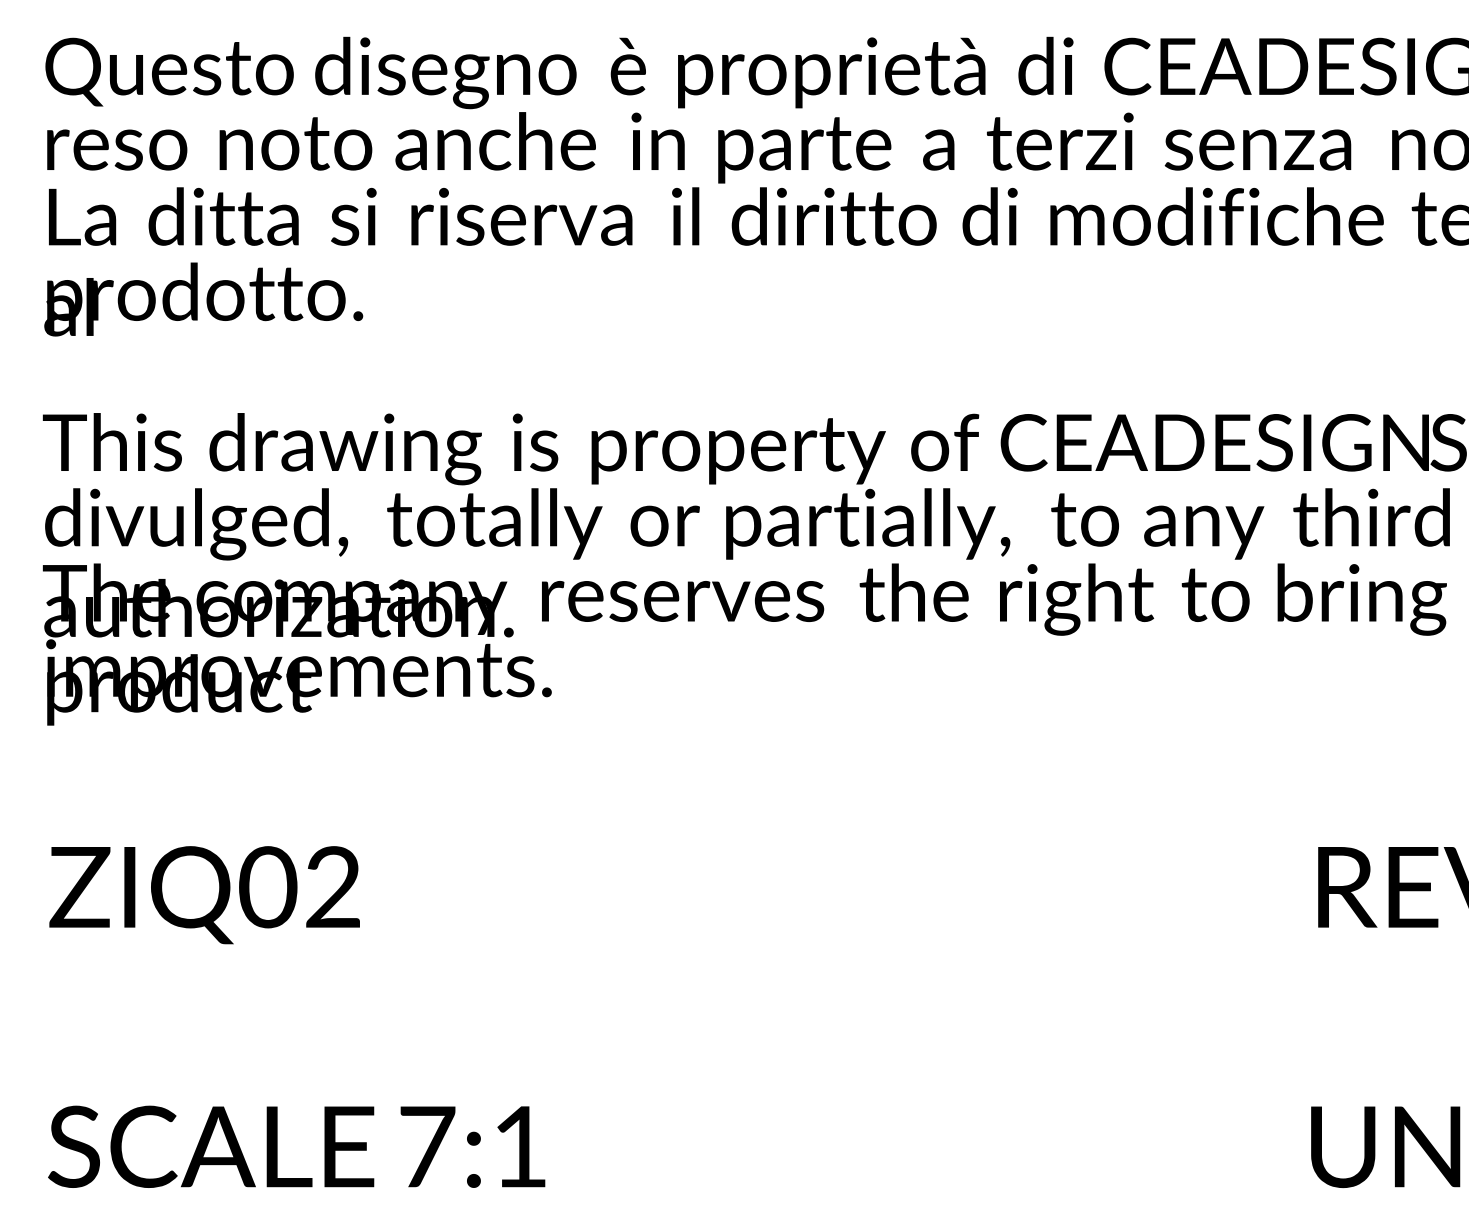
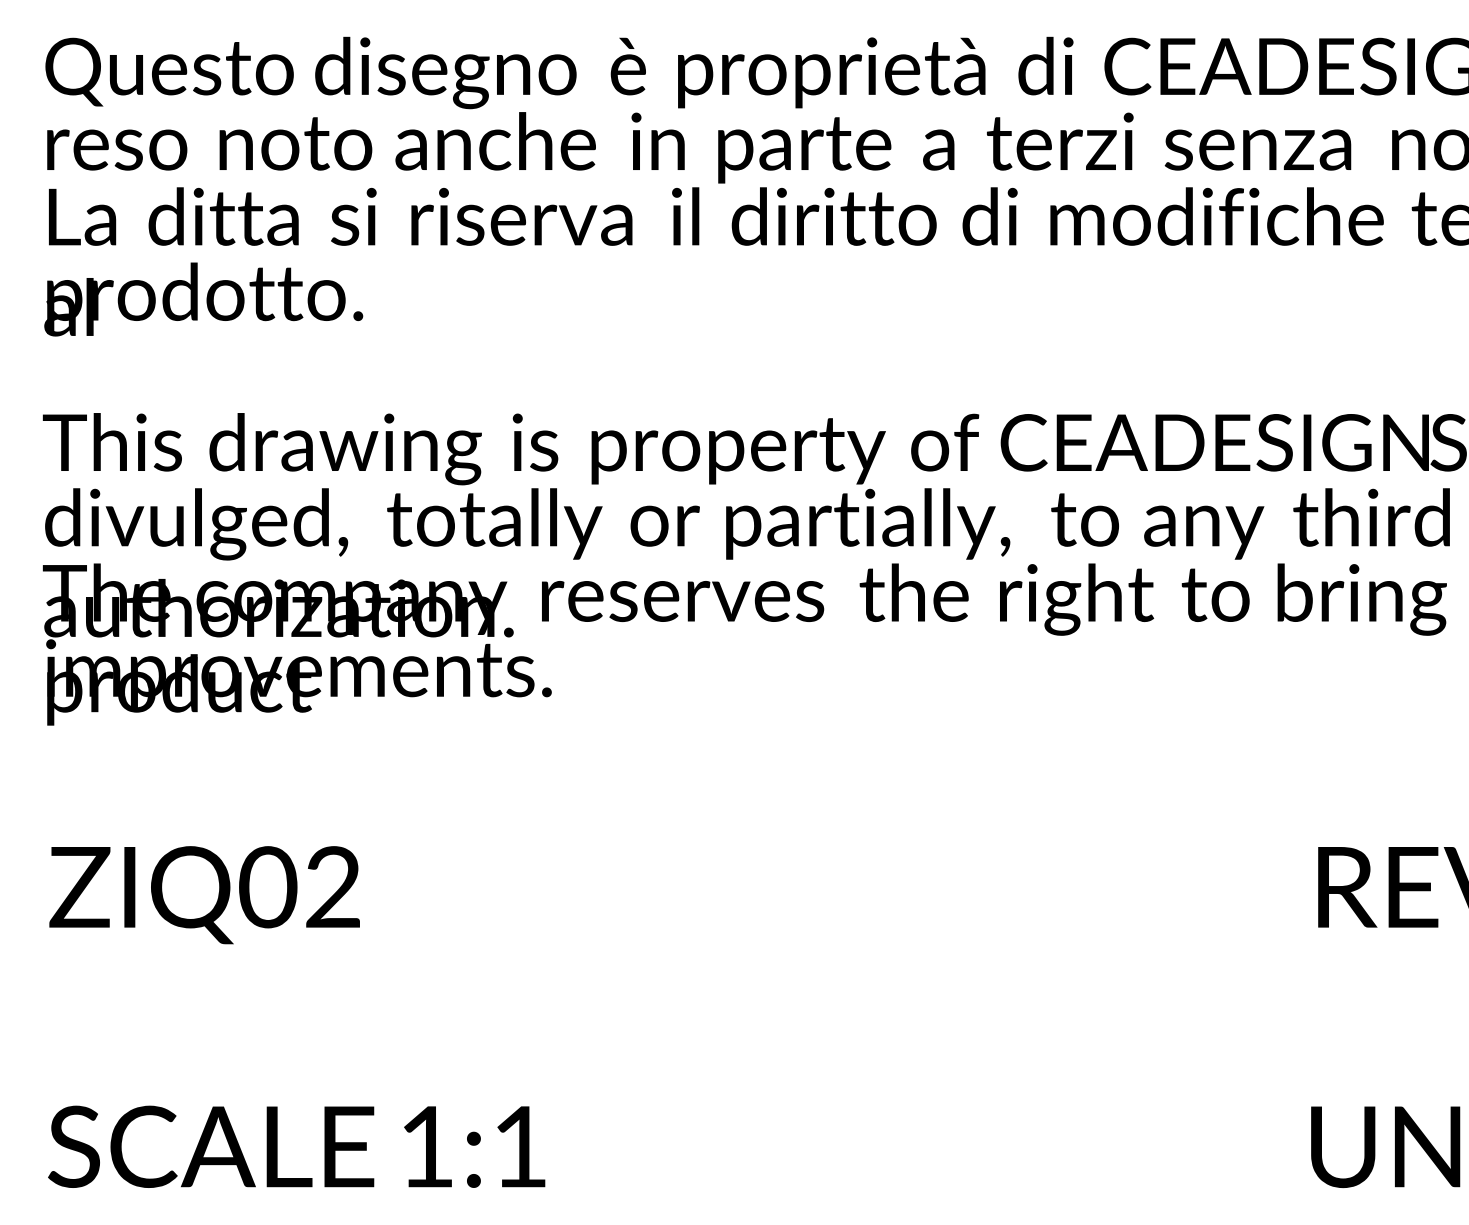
text: 7:1 -> 1:1 (427, 1146)
